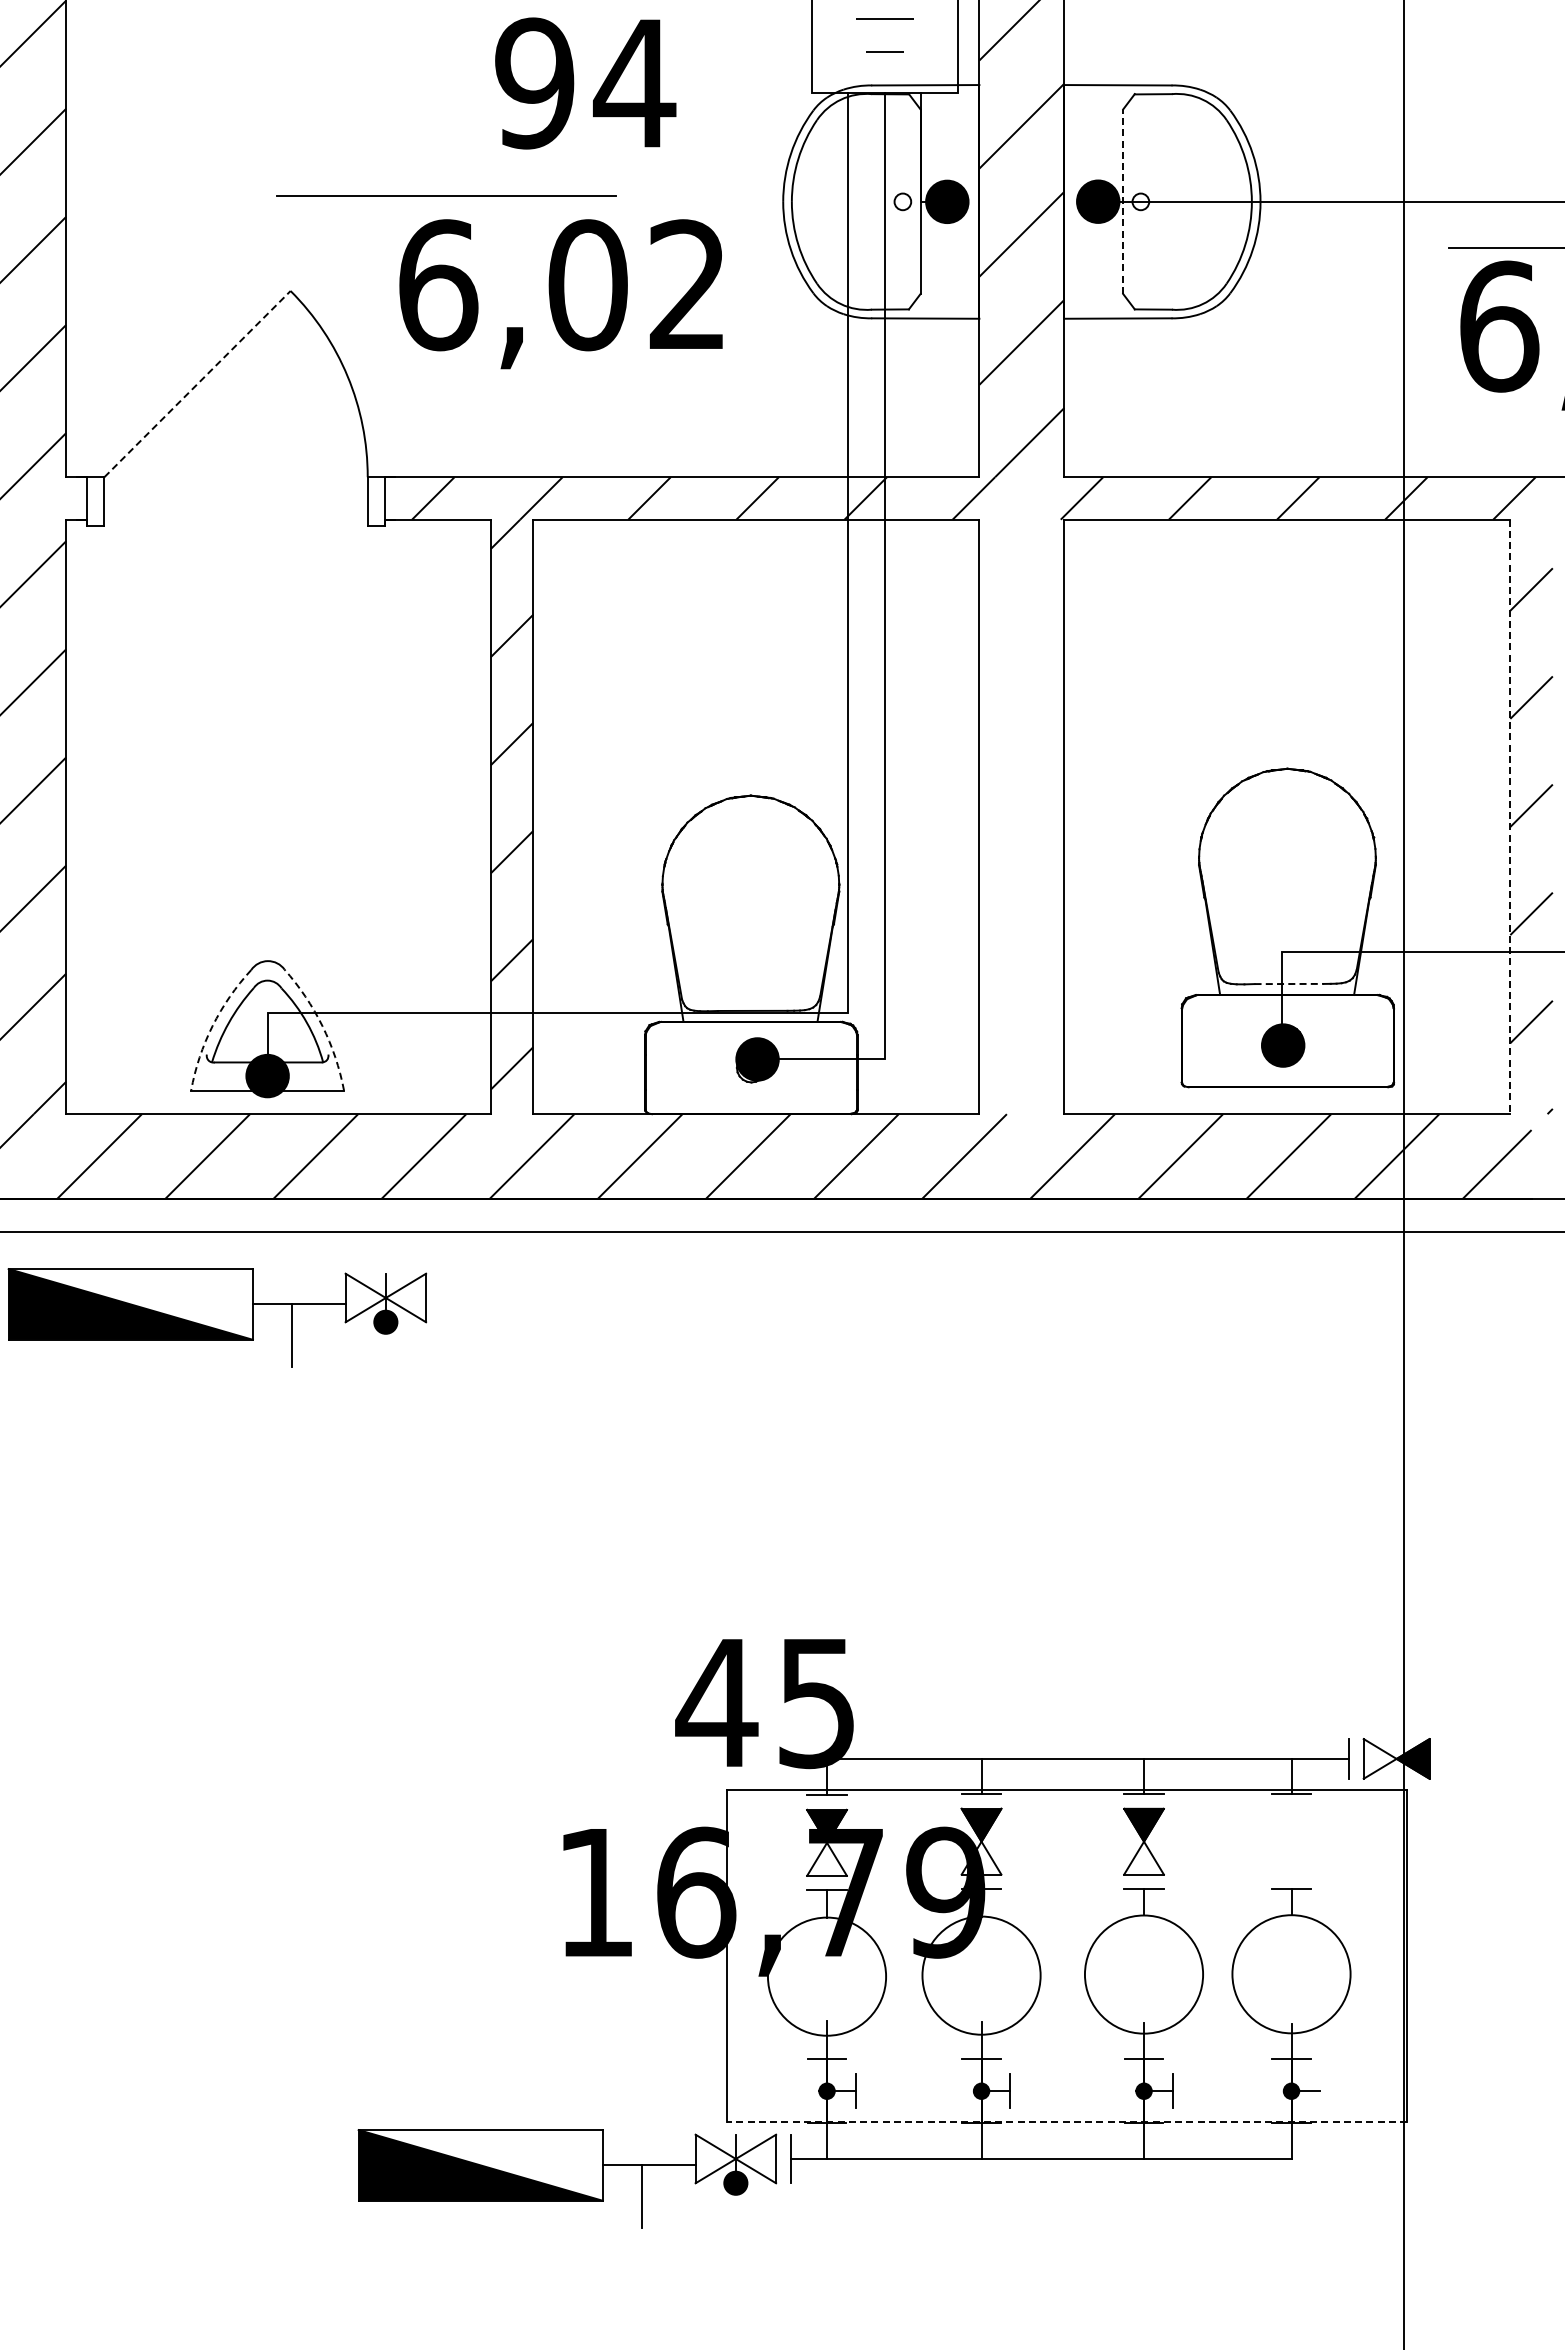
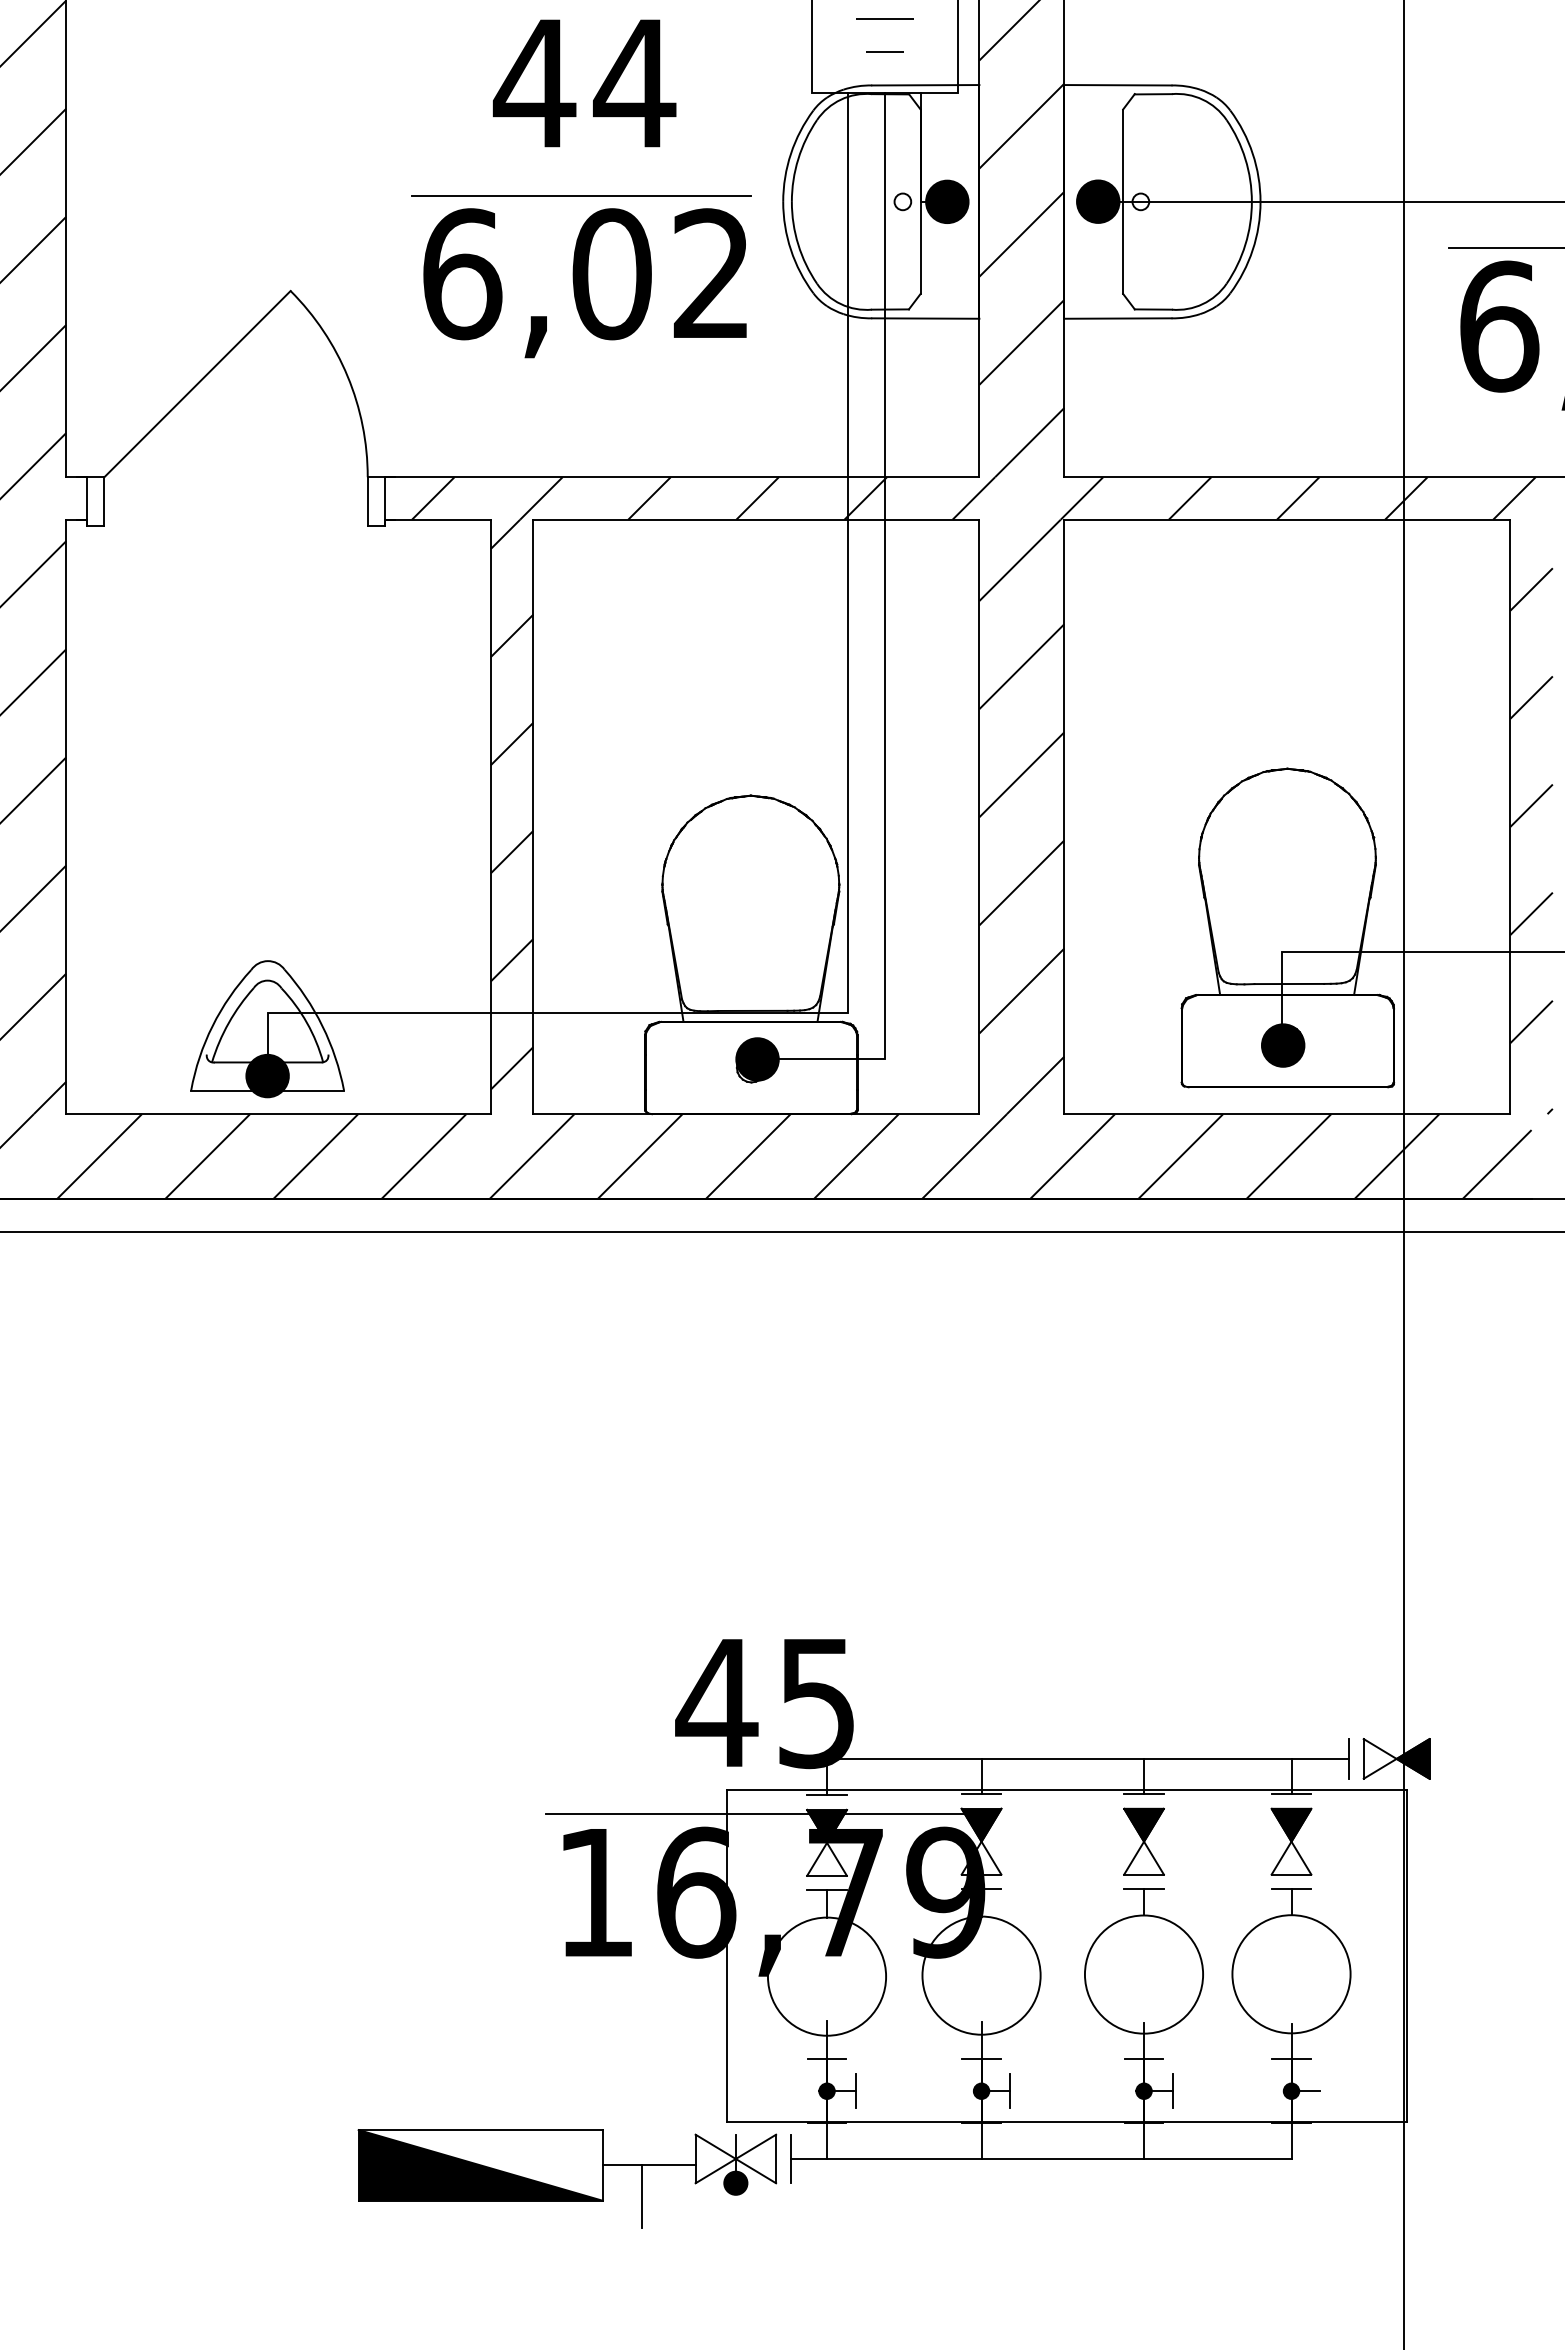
text: 94 -> 44 (534, 83)
line position: (446, 195) -> (581, 195) (581, 195)
line: dashed -> solid (1123, 201)
text position: (560, 294) -> (584, 283) (584, 283)
line: dashed -> solid (197, 384)
hatch: none -> present (1021, 816)
line: dashed -> solid (1510, 817)
line: dashed -> solid (1289, 984)
arc: dashed -> solid (212, 1026)
arc: dashed -> solid (322, 1026)
part: present -> none (217, 1317)
line: none -> present (763, 1814)
part: none -> present (1291, 1841)
line: dashed -> solid (1067, 2121)
